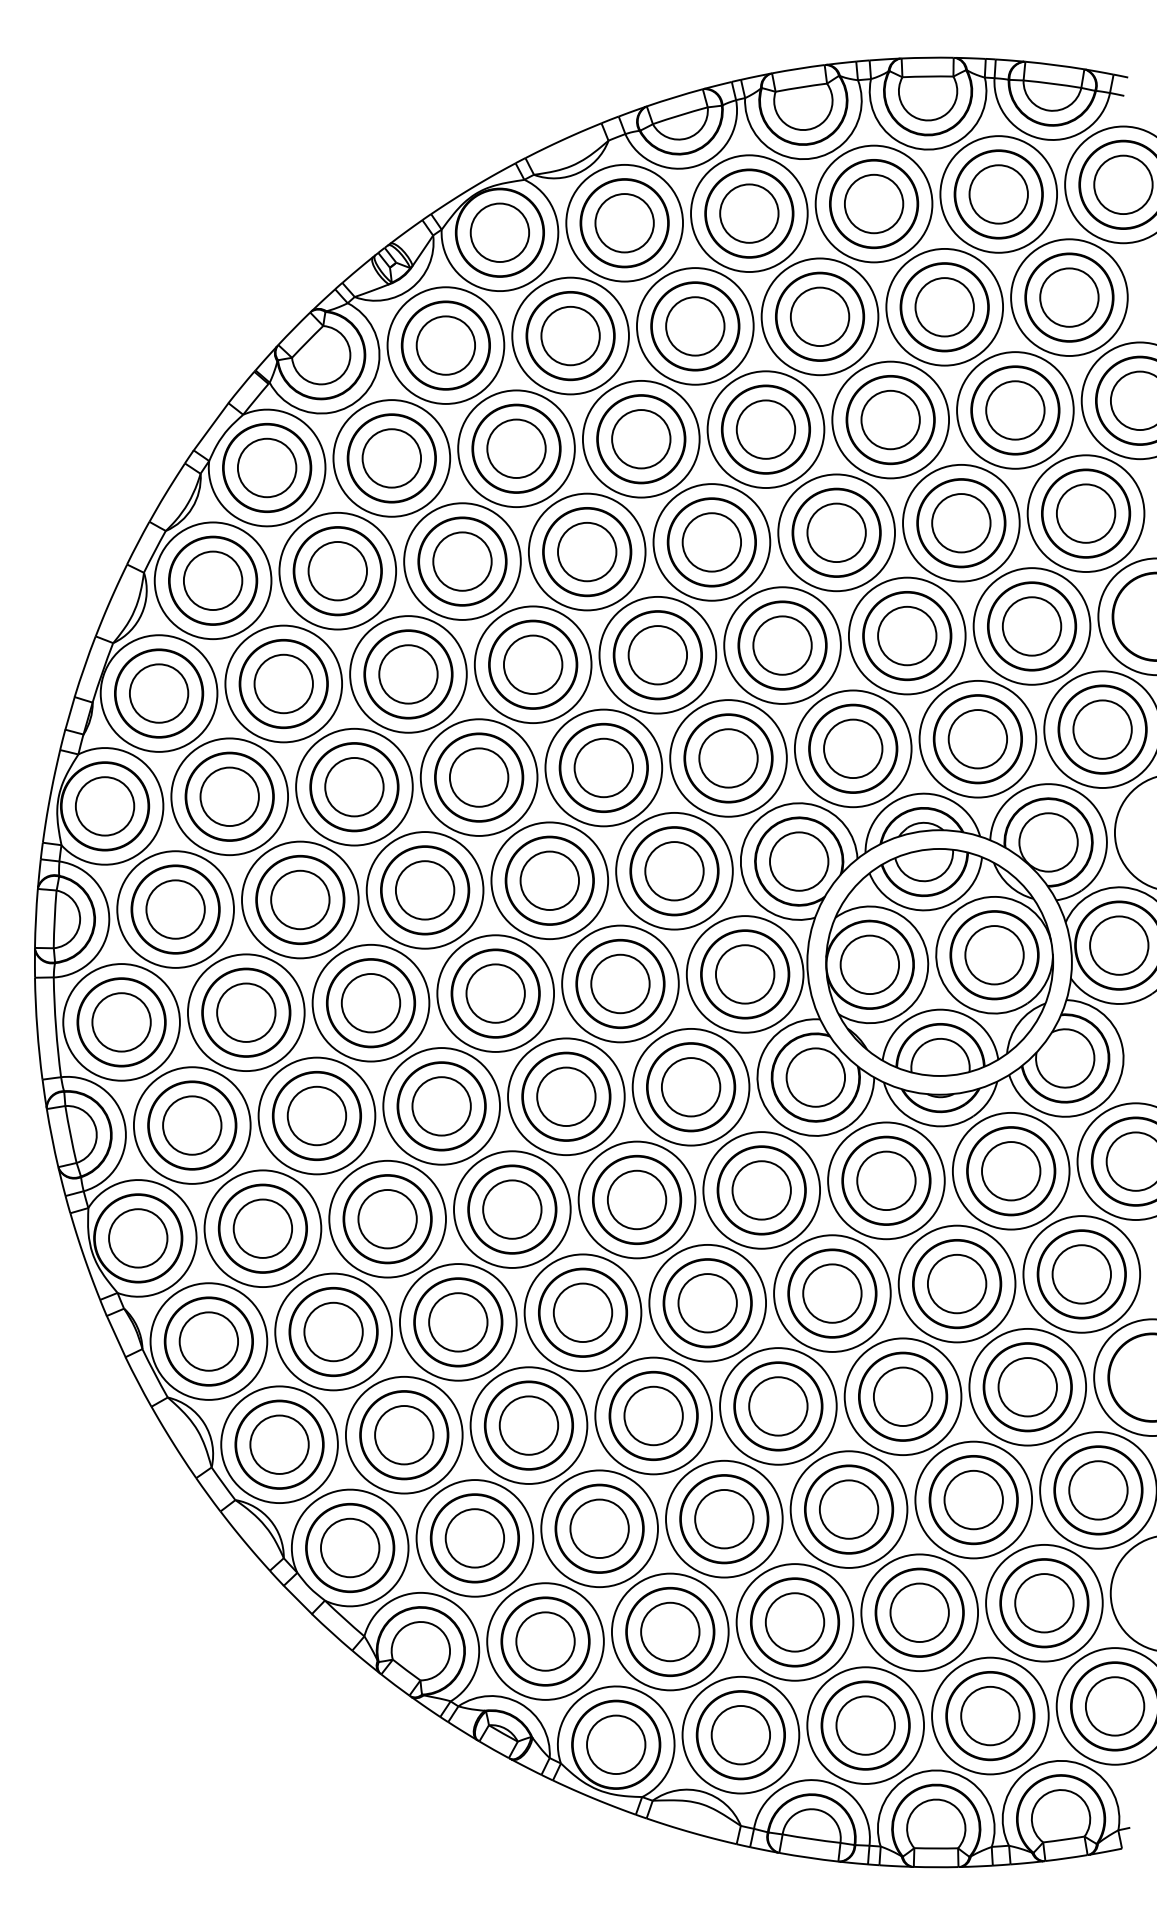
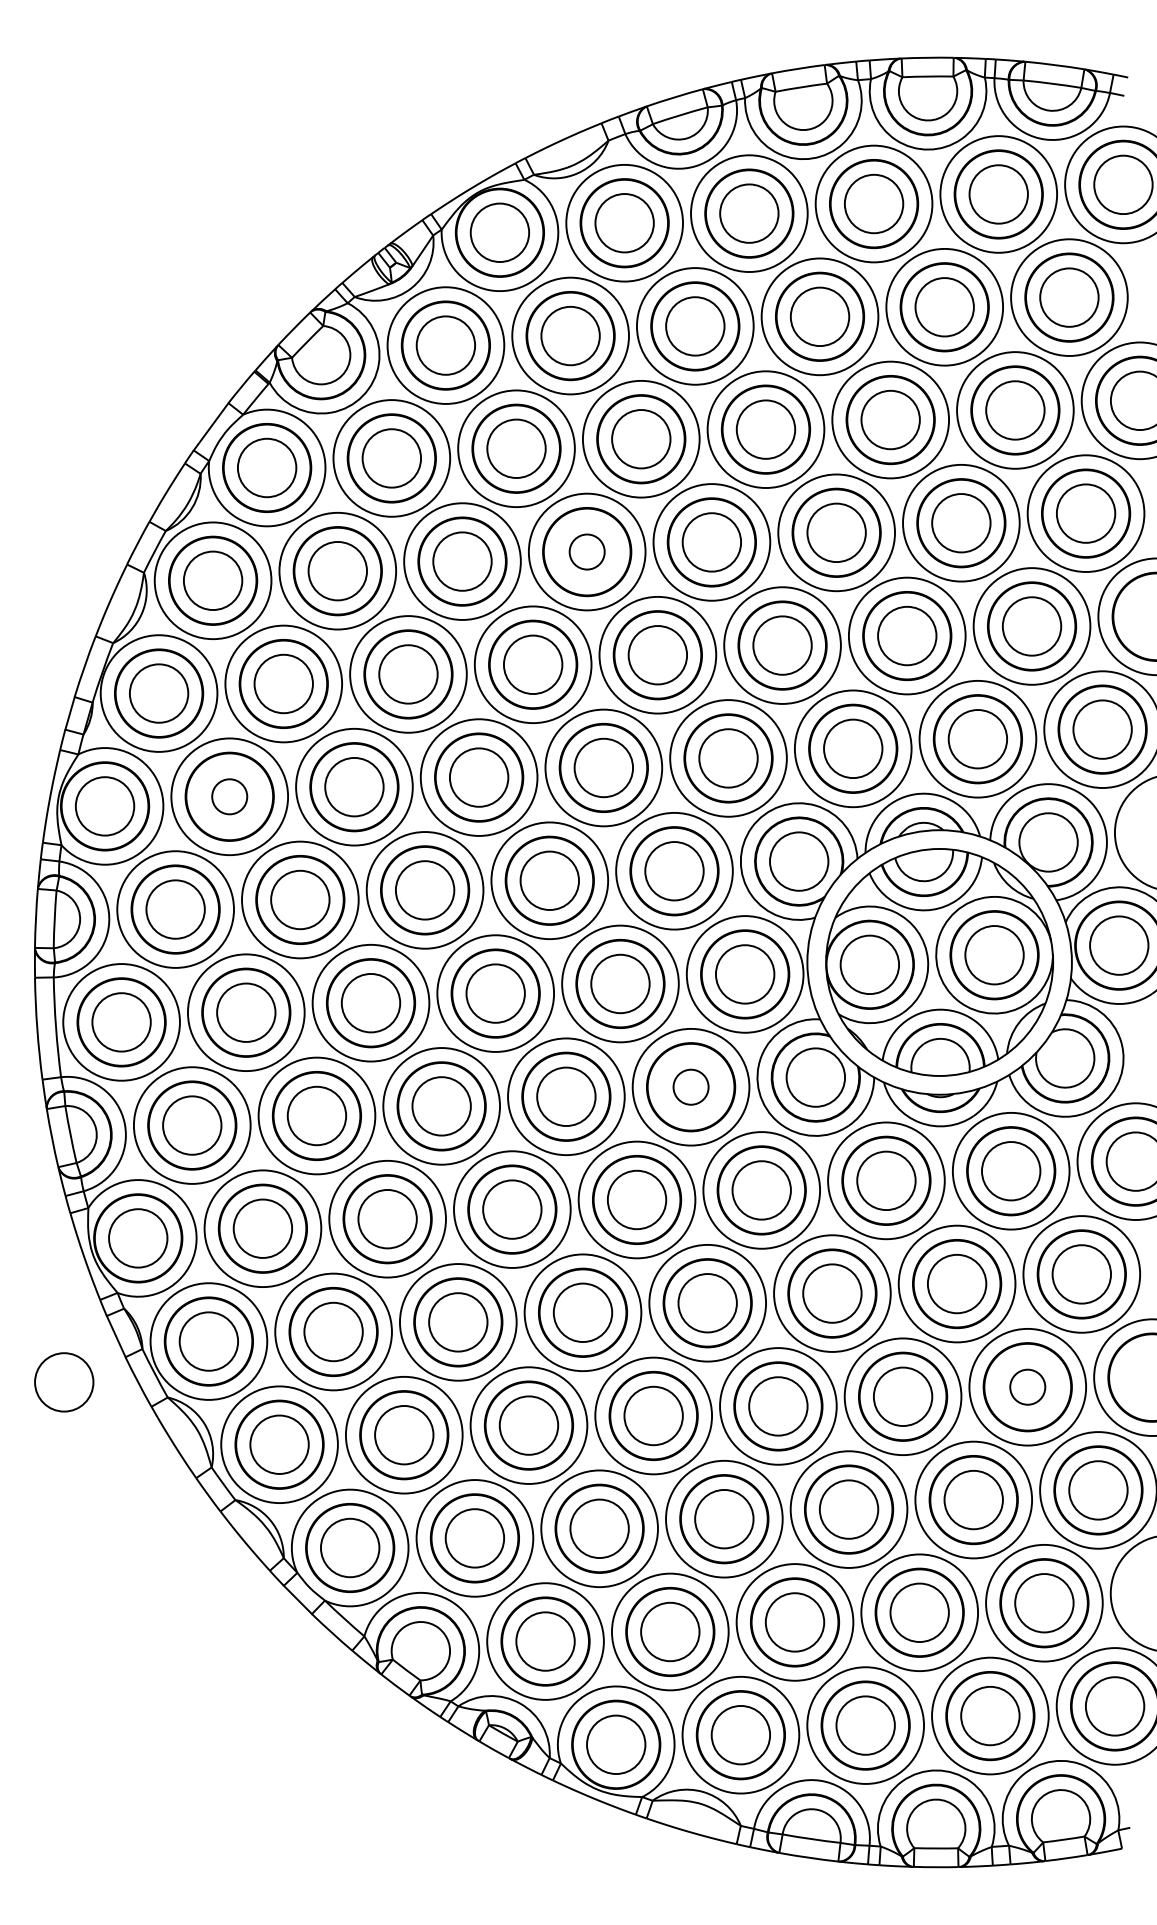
circle diameter: 58 px -> 35 px (586, 551)
circle diameter: 58 px -> 35 px (229, 796)
circle diameter: 58 px -> 35 px (690, 1086)
circle: none -> present (64, 1382)
circle diameter: 58 px -> 35 px (1027, 1386)
